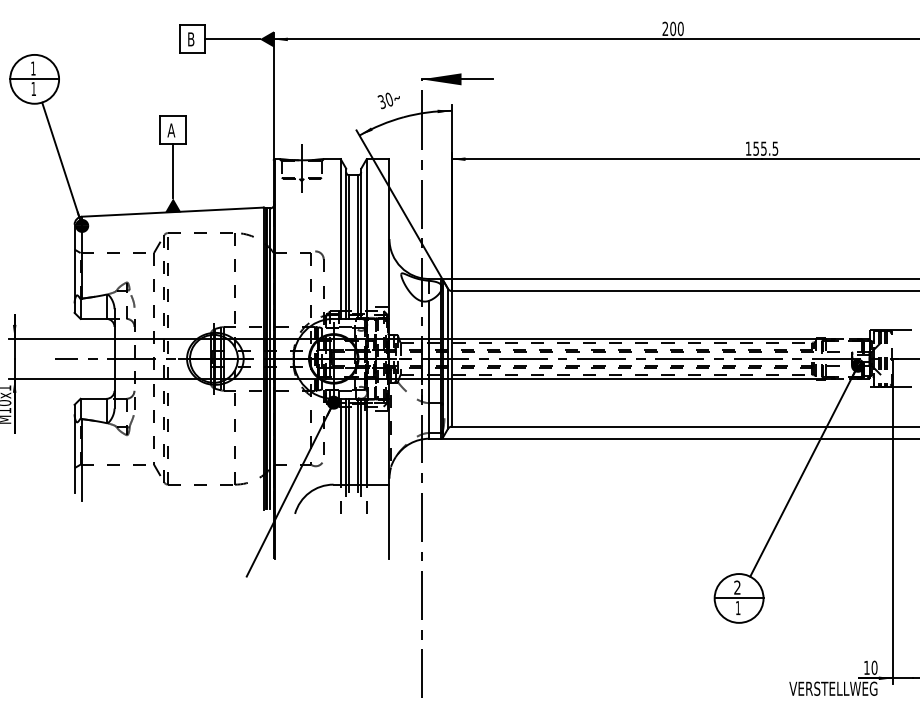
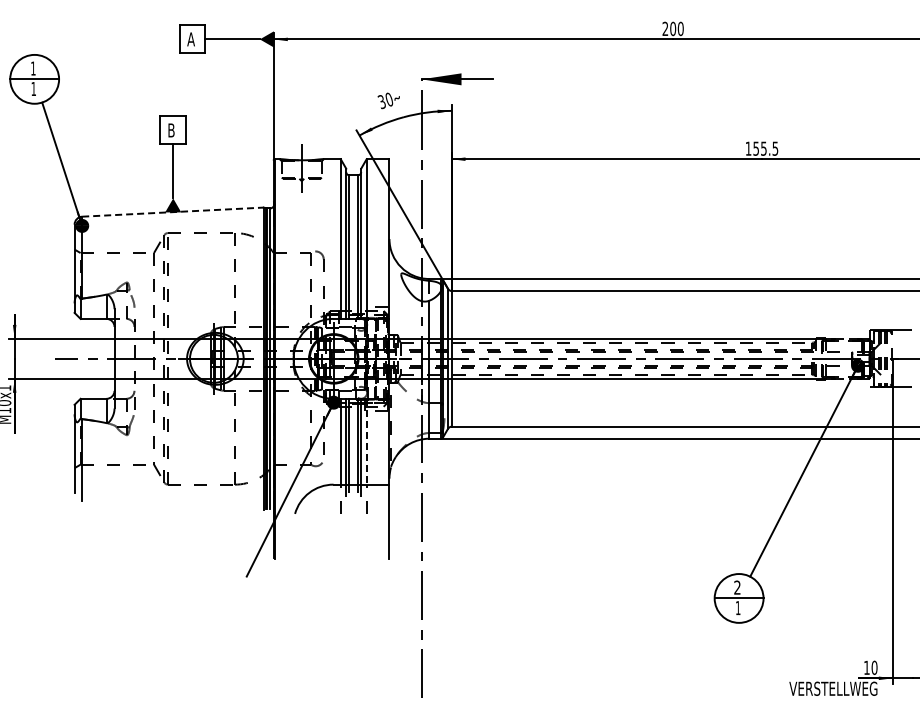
text: B -> A (190, 39)
text: A -> B (171, 130)
line: solid -> dashed (173, 212)
line: solid -> dashed (366, 441)
